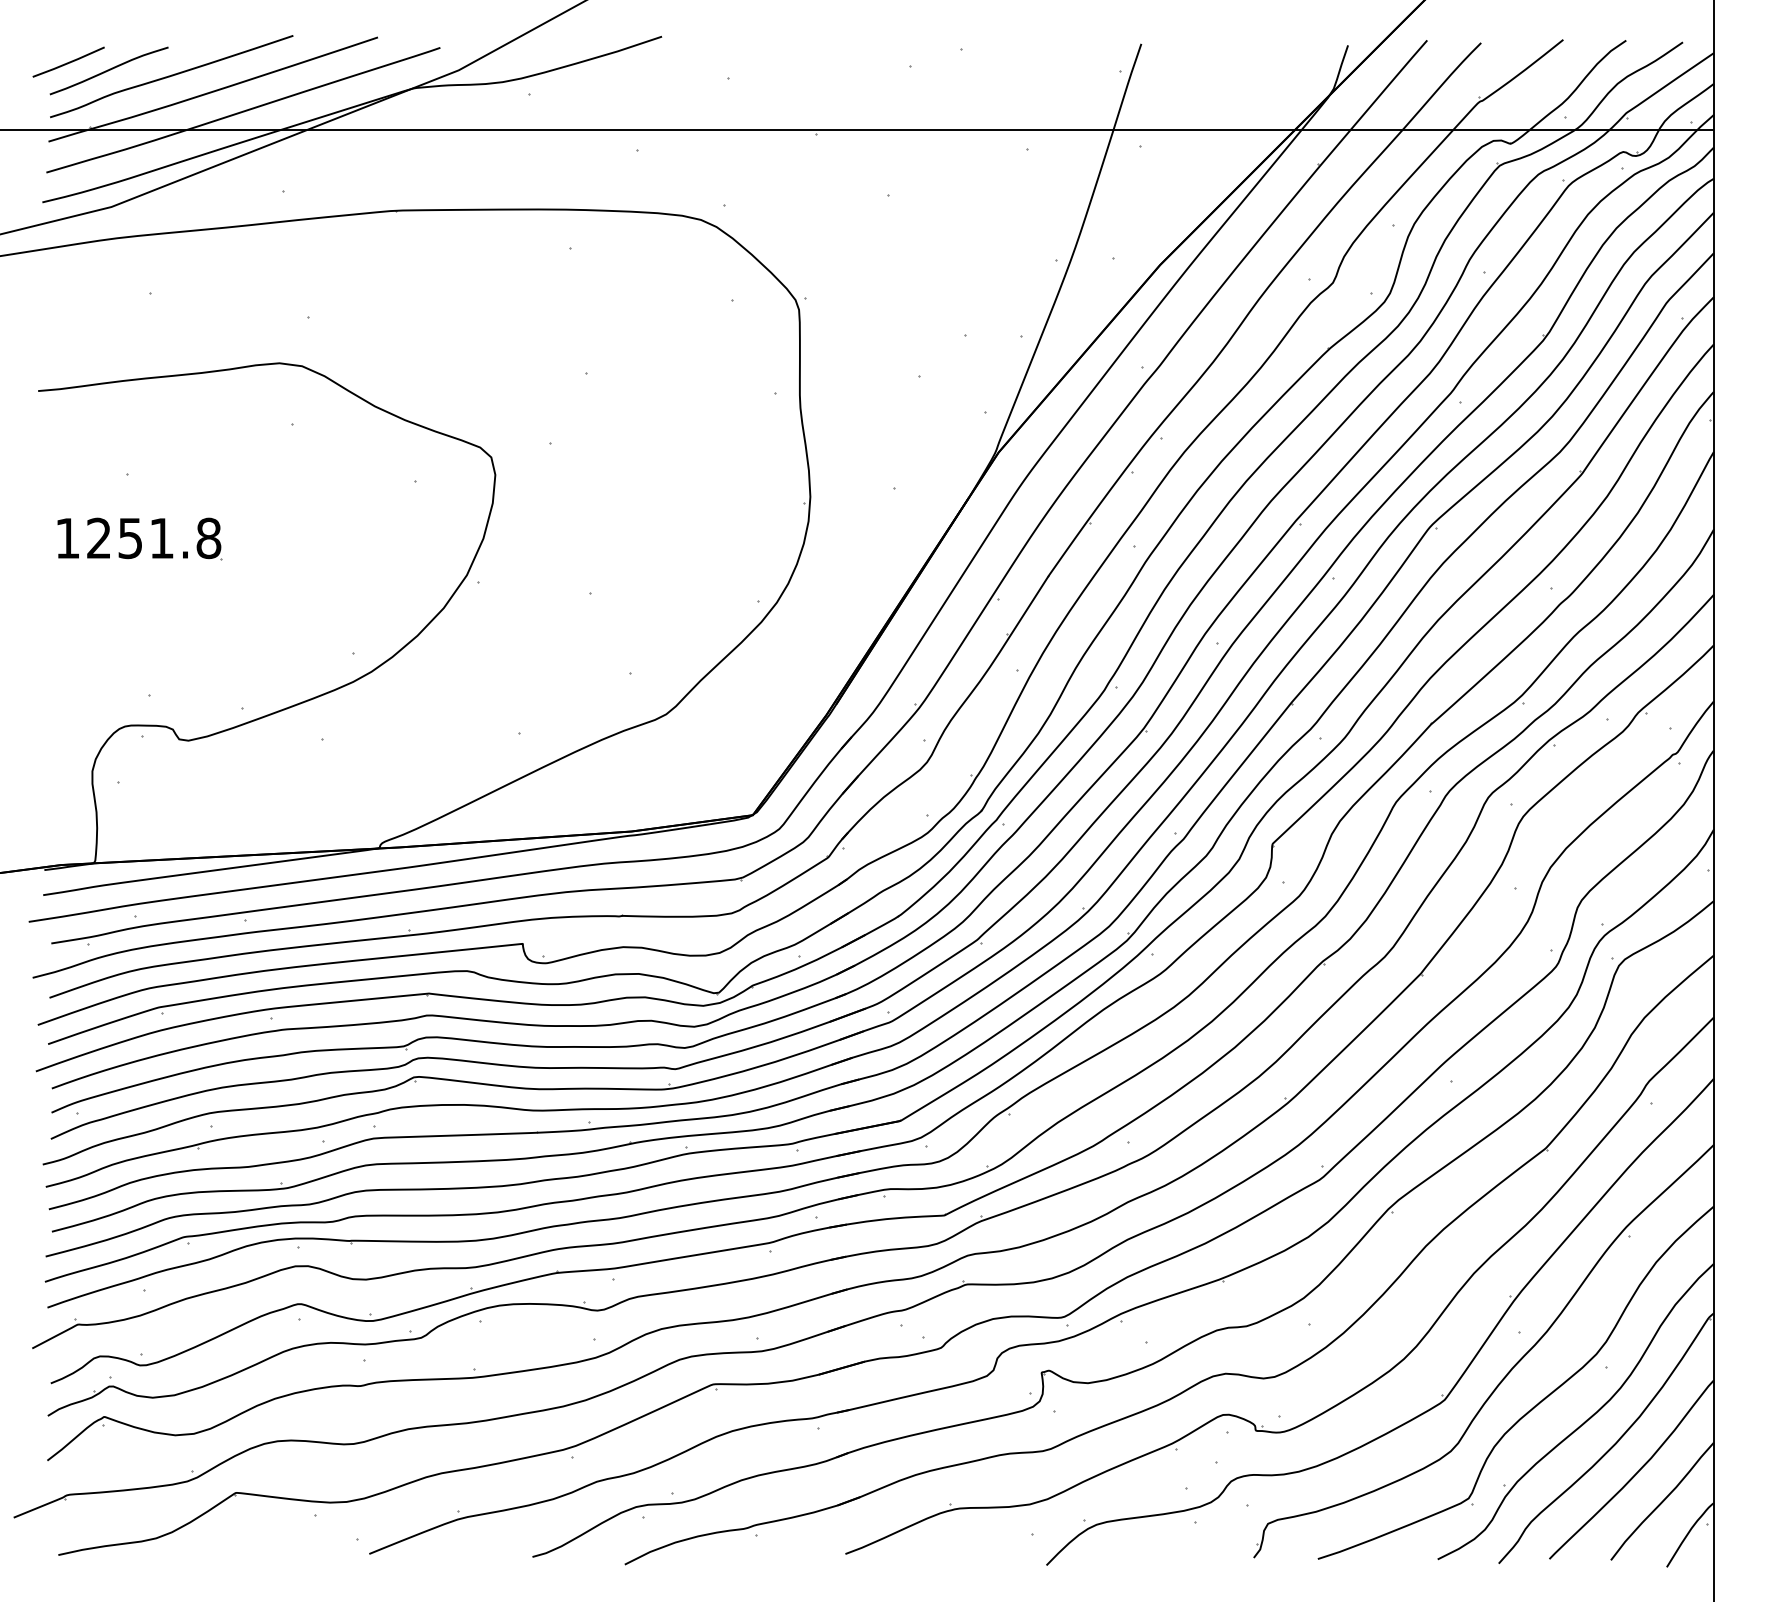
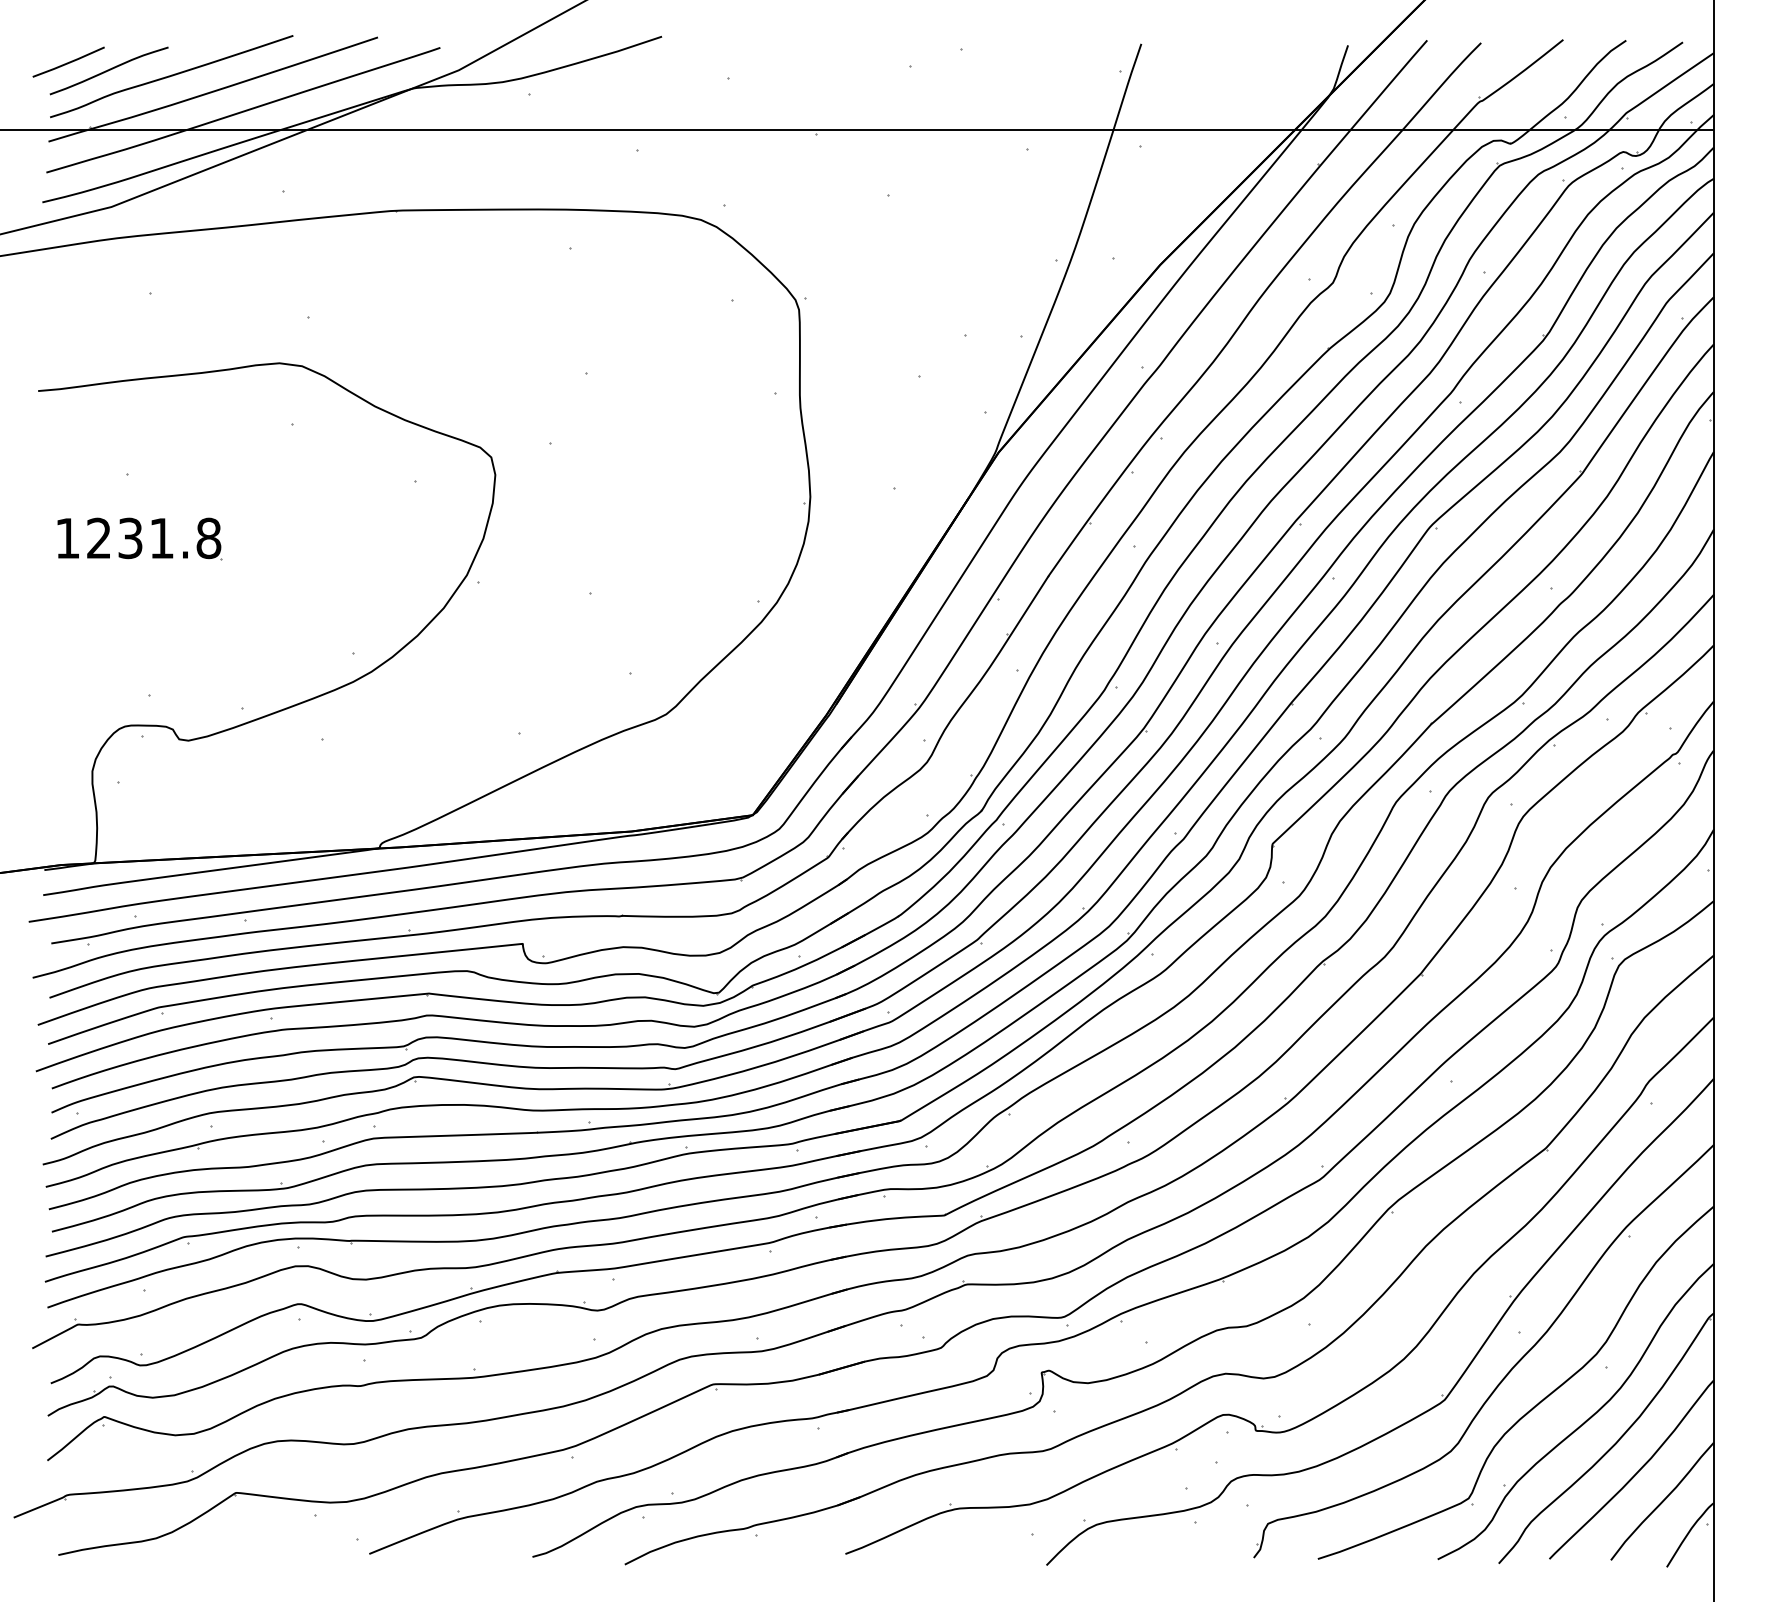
text: 1251.8 -> 1231.8 (130, 537)
